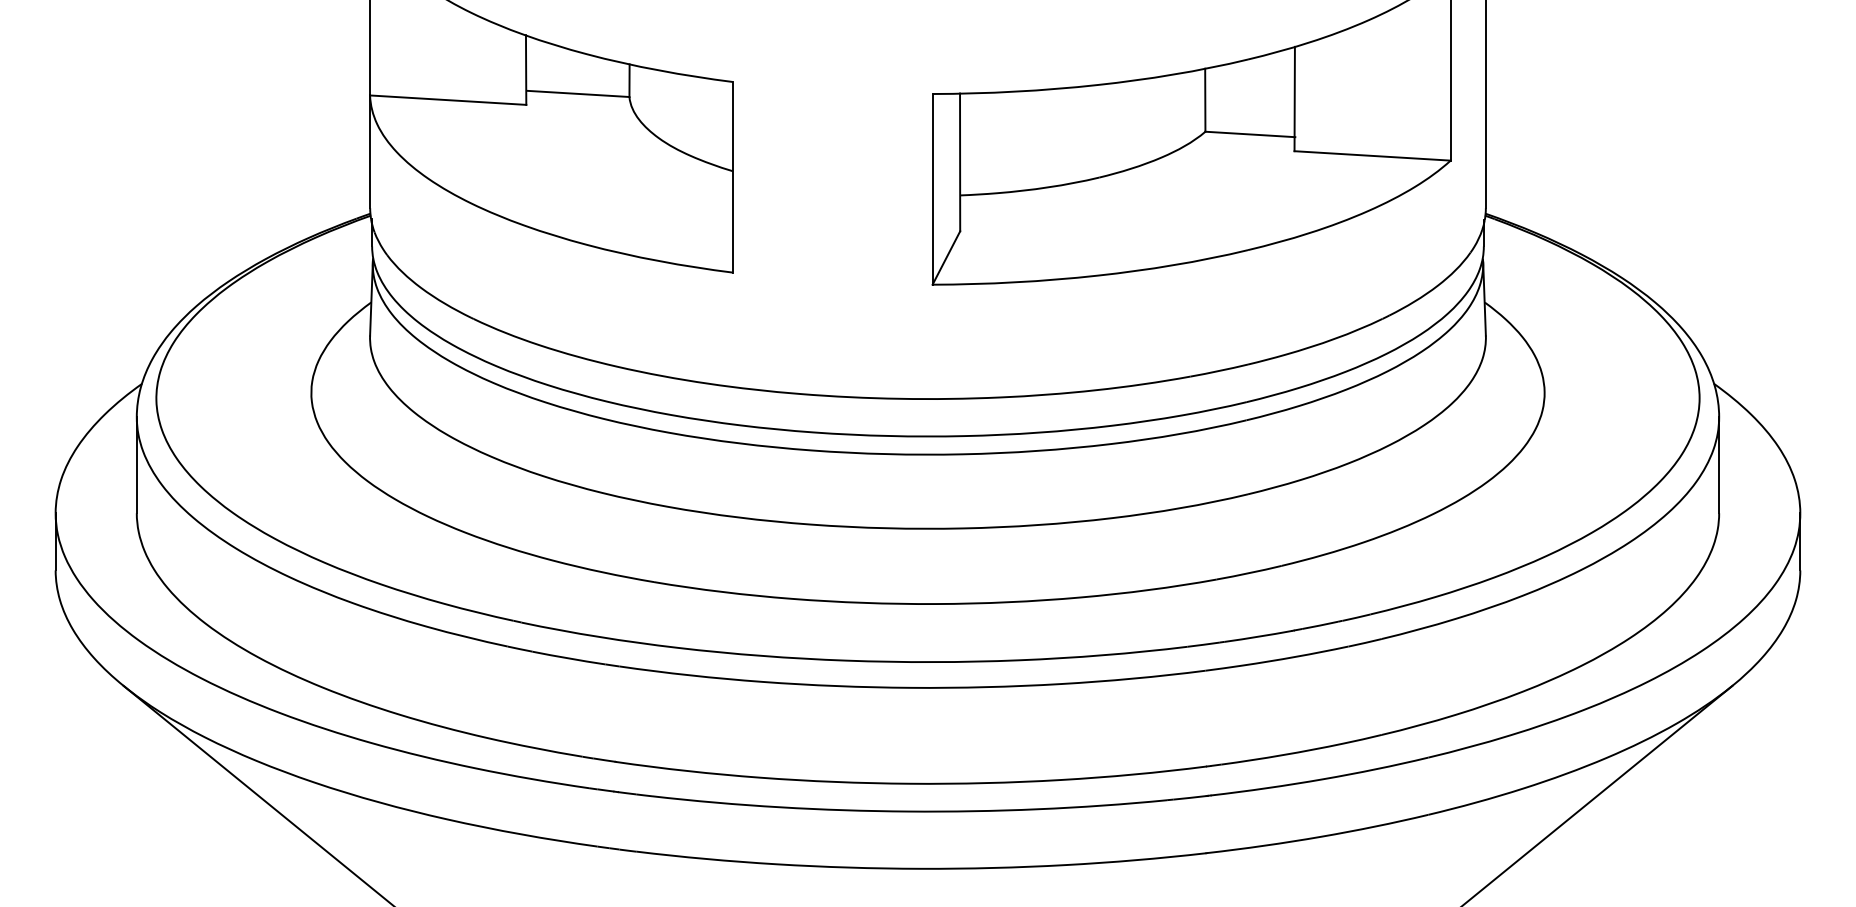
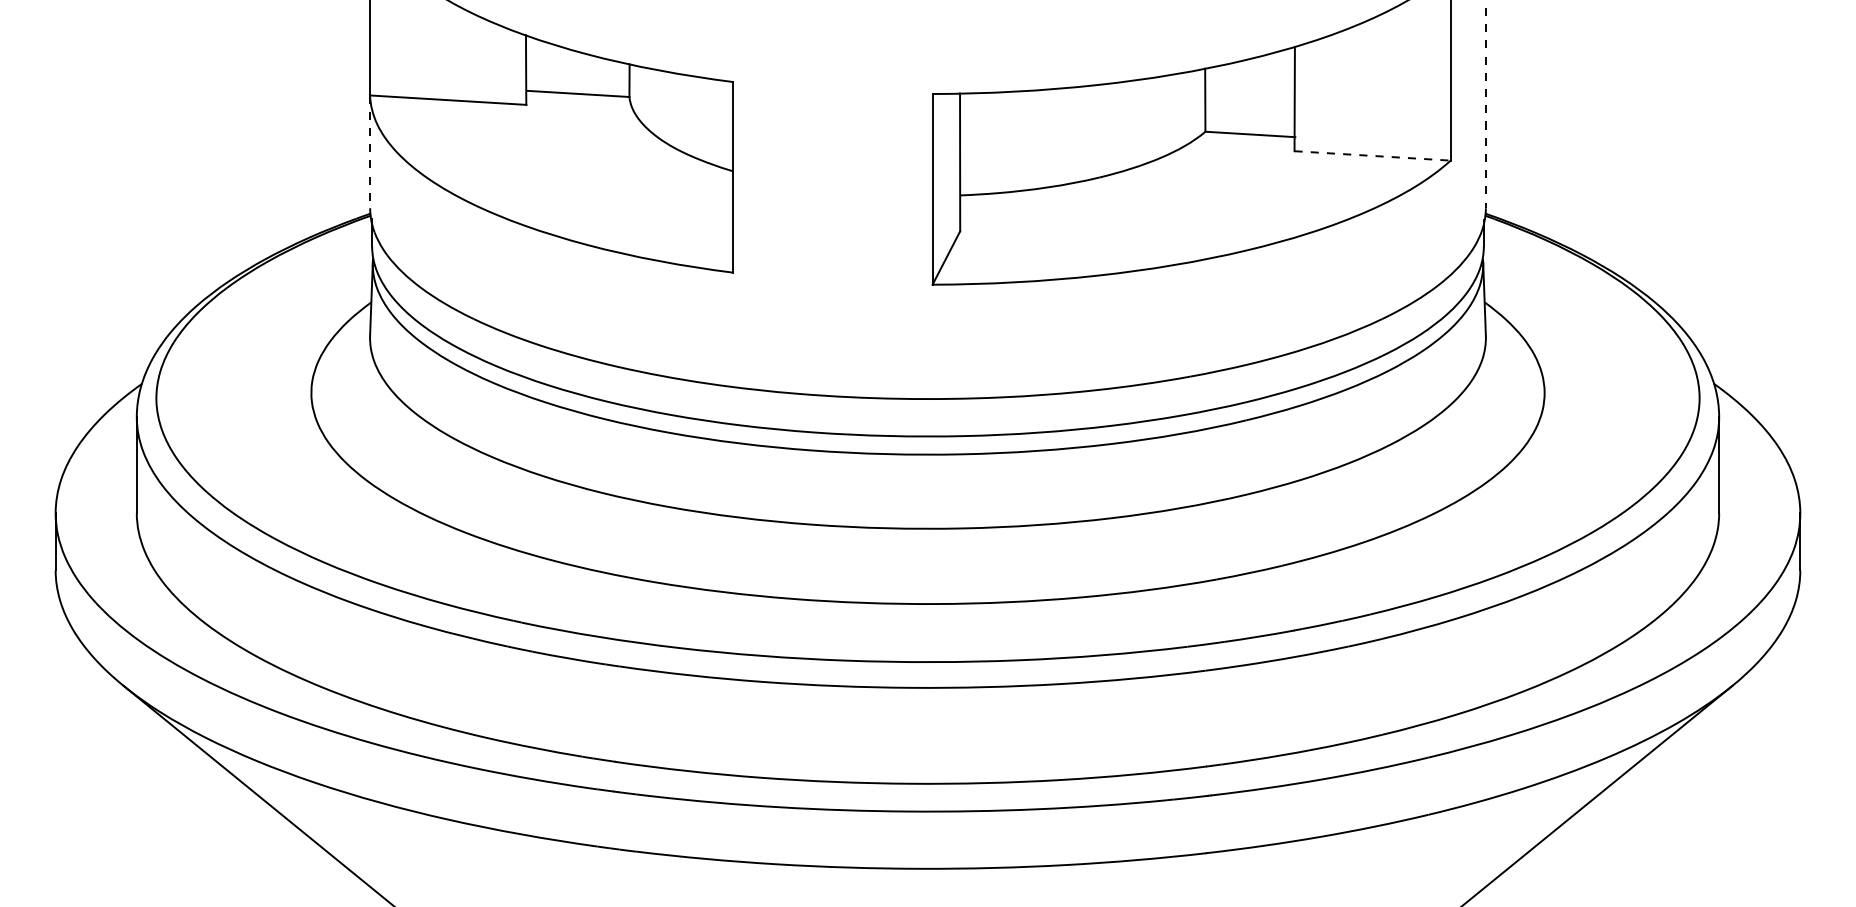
line: solid -> dashed (1485, 104)
line: solid -> dashed (370, 152)
line: solid -> dashed (1373, 155)
